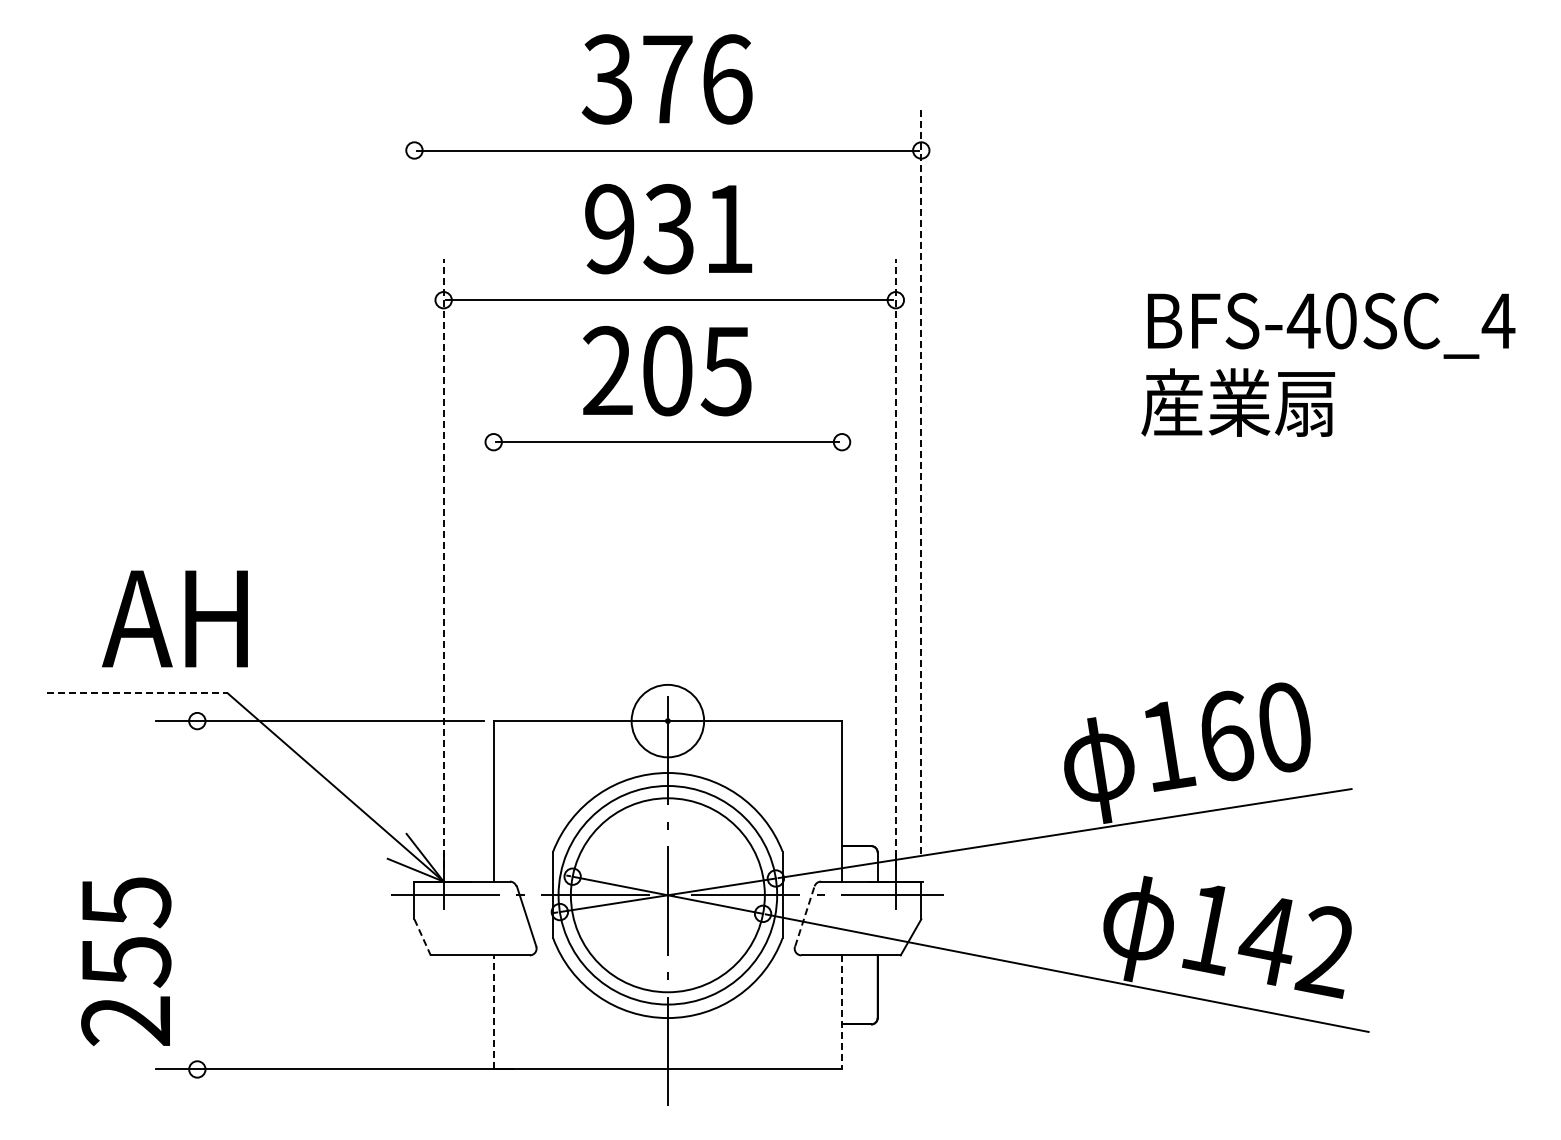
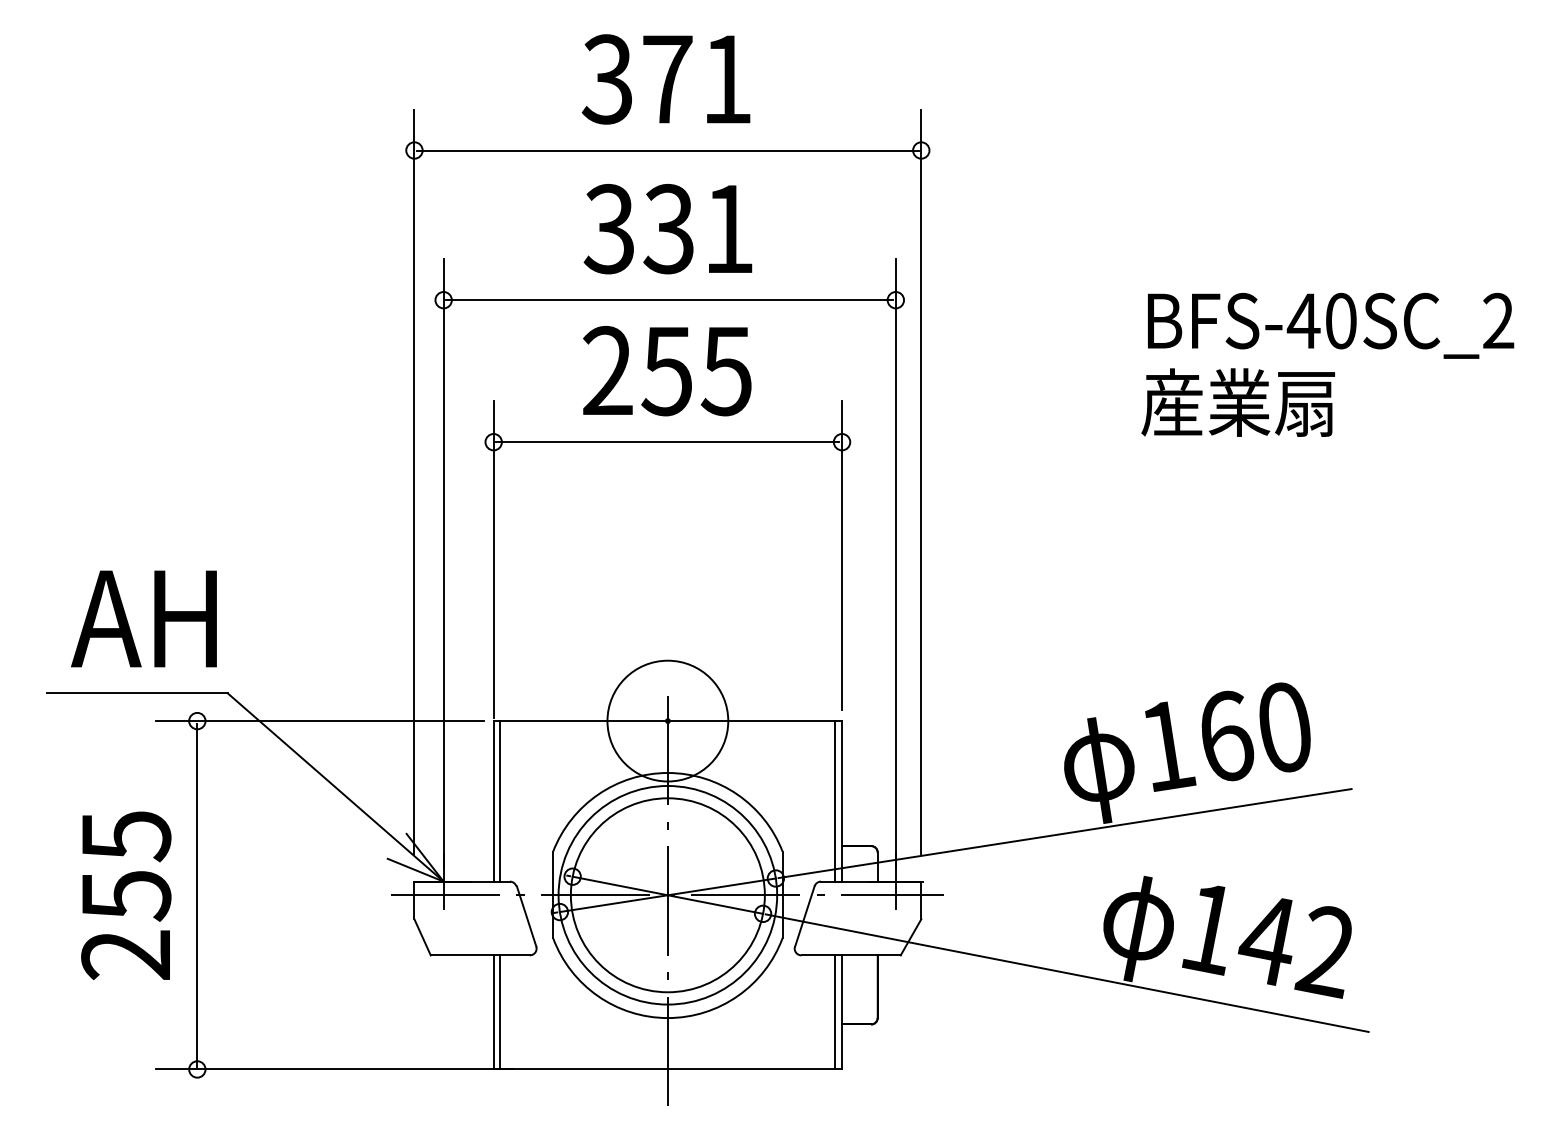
text: 376 -> 371 (727, 79)
text: 931 -> 331 (608, 229)
text: BFS-40SC_4 -> BFS-40SC_2 (1498, 320)
text: 205 -> 255 (666, 371)
line: none -> present (414, 481)
line: dashed -> solid (921, 481)
line: none -> present (842, 555)
line: none -> present (493, 559)
line: dashed -> solid (443, 563)
line: dashed -> solid (895, 563)
text position: (174, 618) -> (143, 618) (143, 618)
line: dashed -> solid (137, 693)
circle diameter: 72 px -> 121 px (667, 720)
line: none -> present (500, 801)
line: none -> present (835, 801)
line: none -> present (197, 894)
line: dashed -> solid (804, 916)
line: dashed -> solid (422, 937)
text position: (126, 961) -> (126, 895) (126, 895)
line: dashed -> solid (493, 1011)
line: none -> present (500, 1012)
line: none -> present (835, 1012)
line: dashed -> solid (842, 1012)
